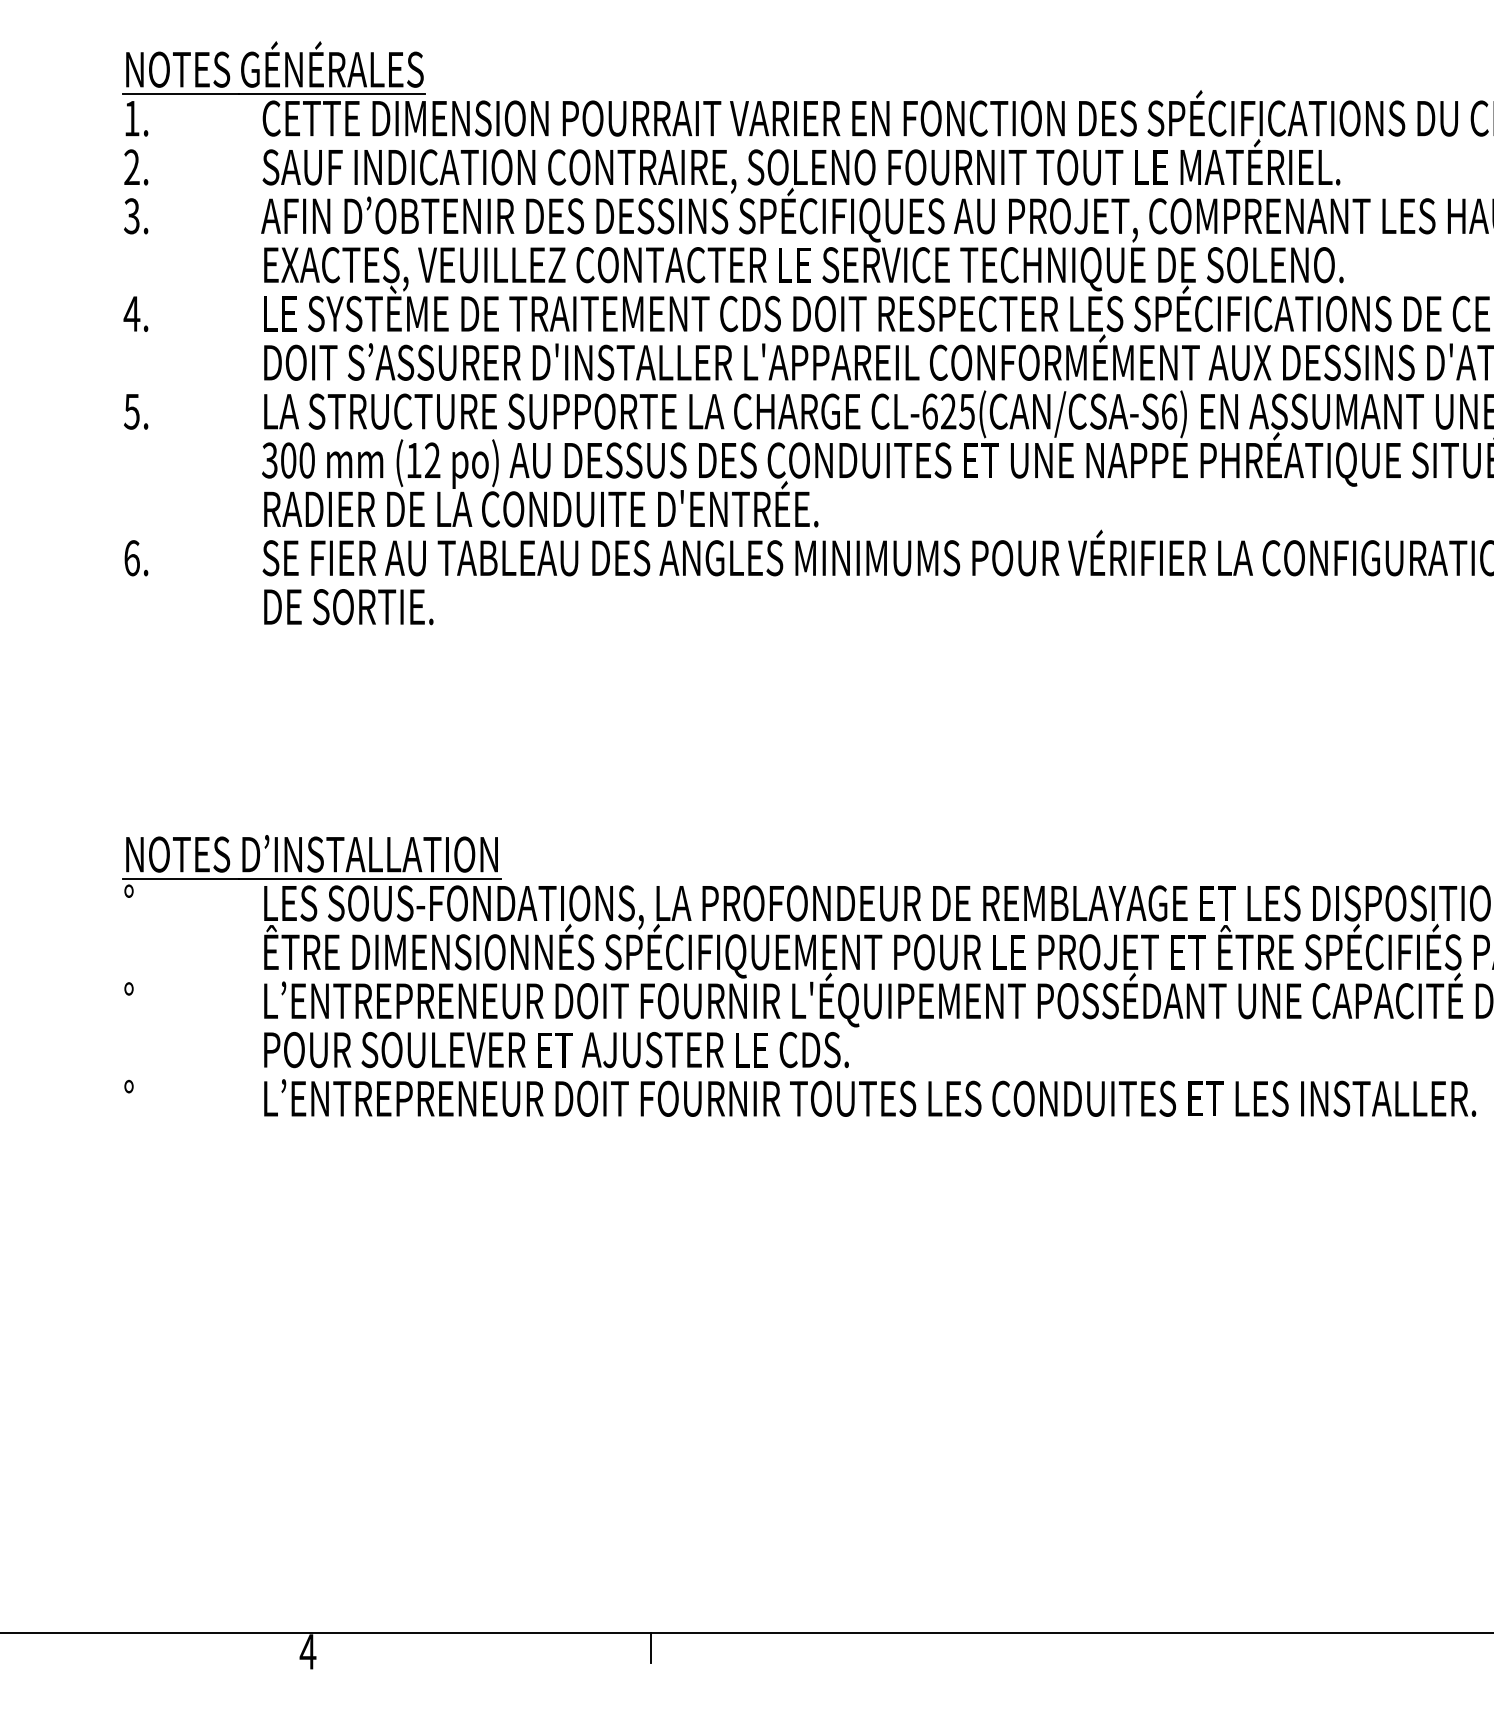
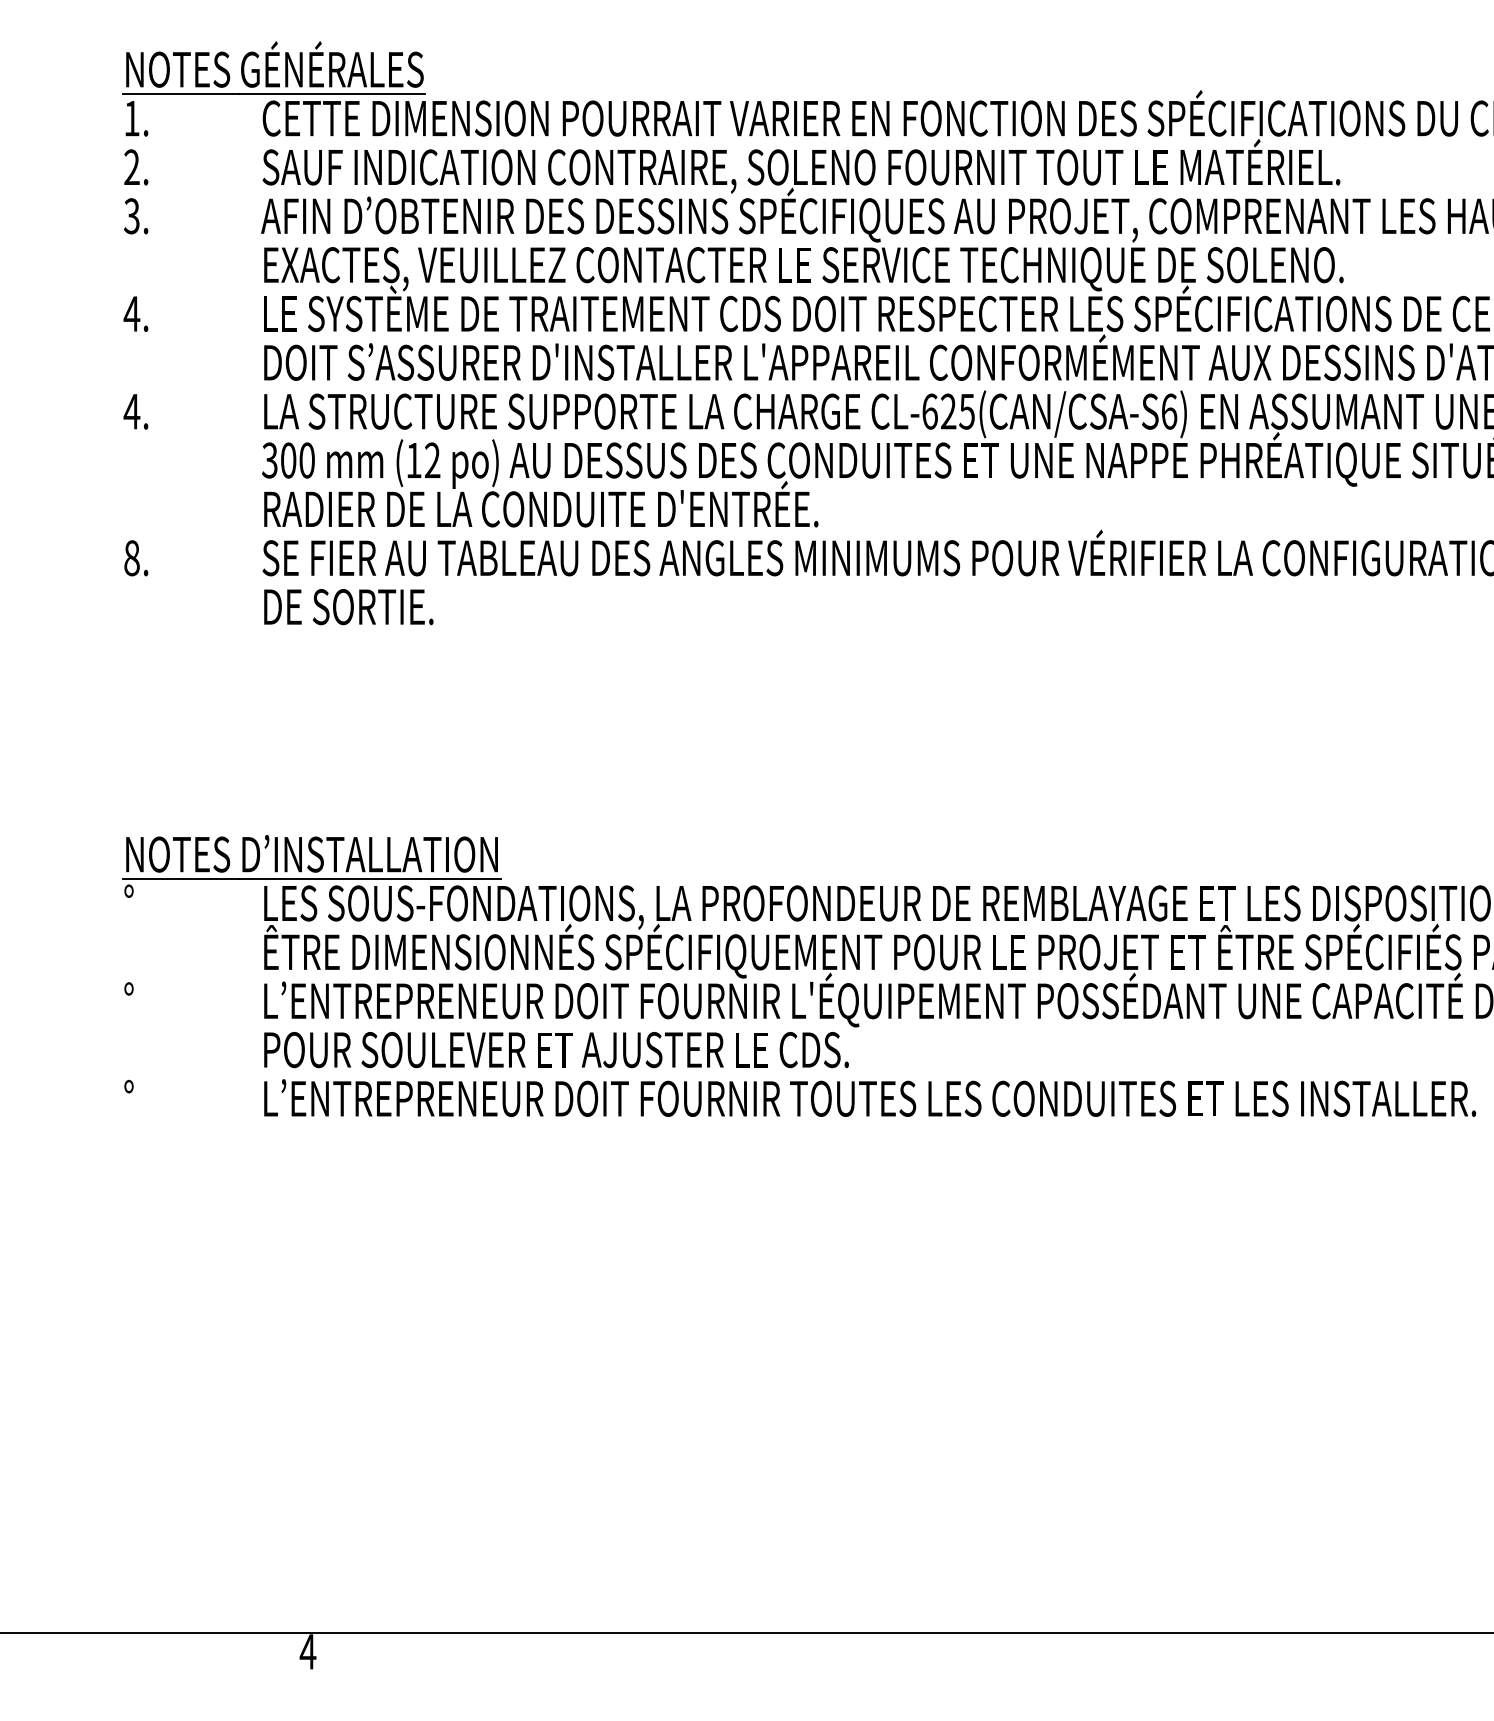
text: 5. -> 4. (131, 411)
text: 6. -> 8. (131, 558)
line: present -> none (651, 1647)
